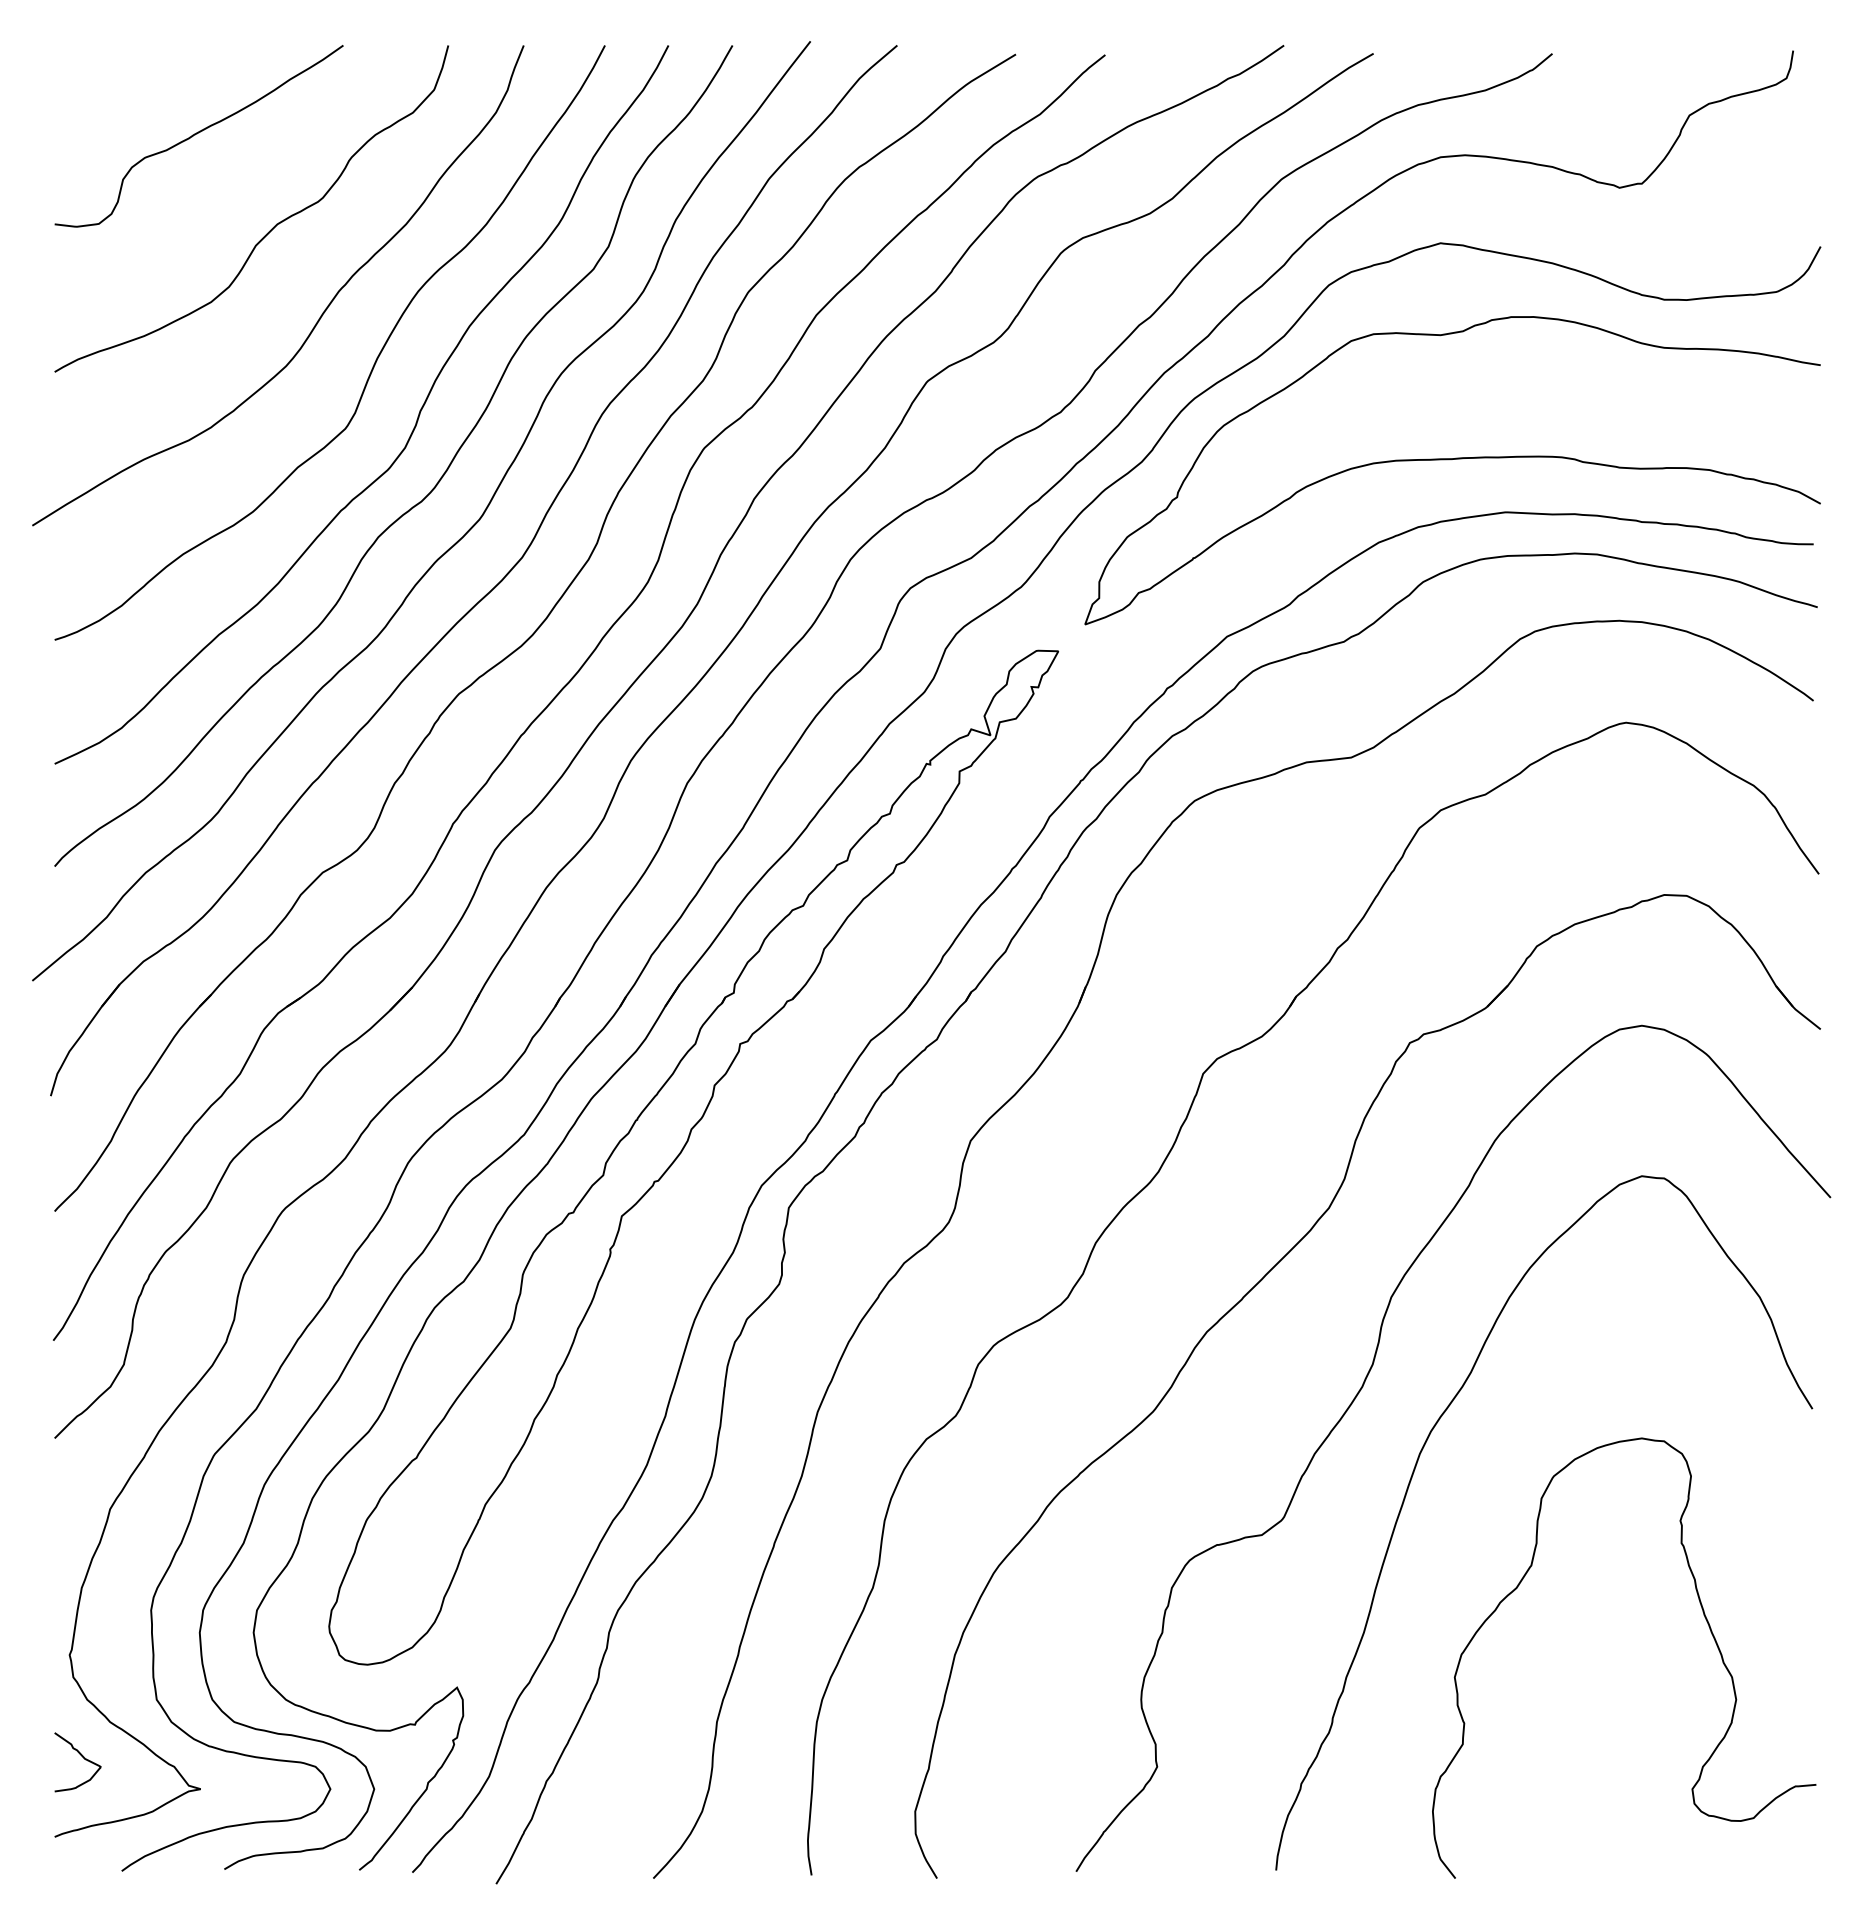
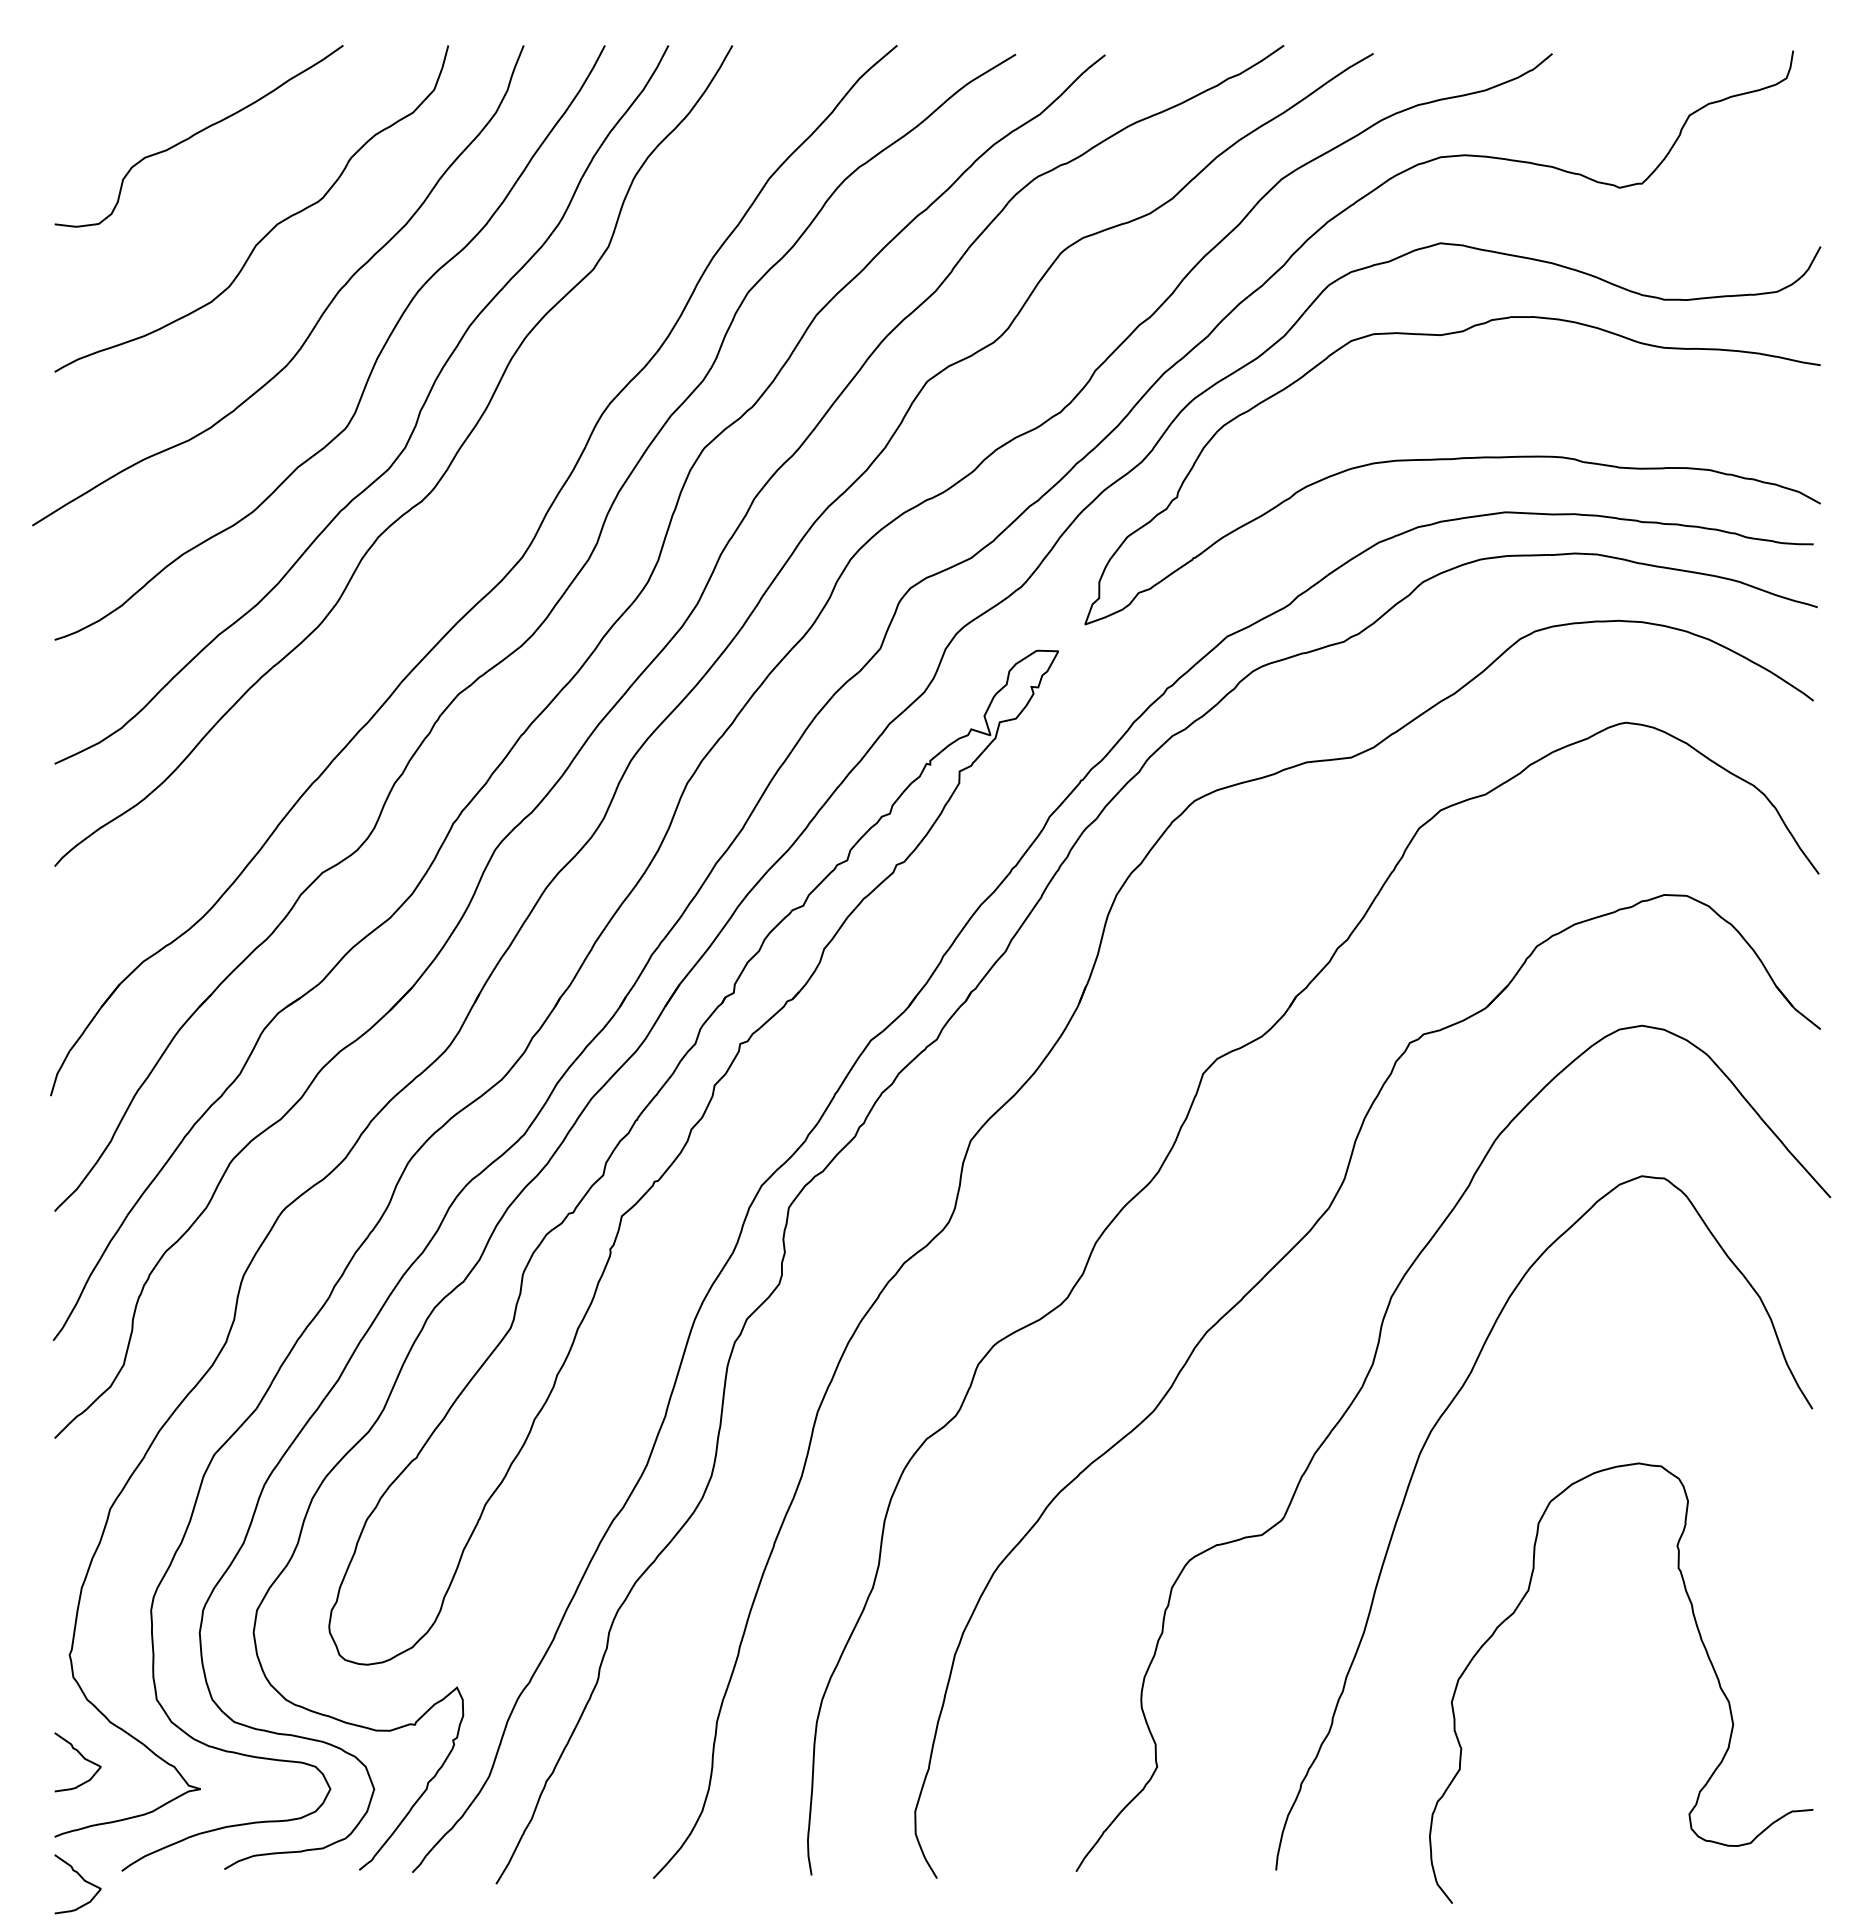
curve: present -> none (448, 548)
curve position: (1707, 1624) -> (1704, 1649) (1704, 1649)
curve: none -> present (82, 1879)
